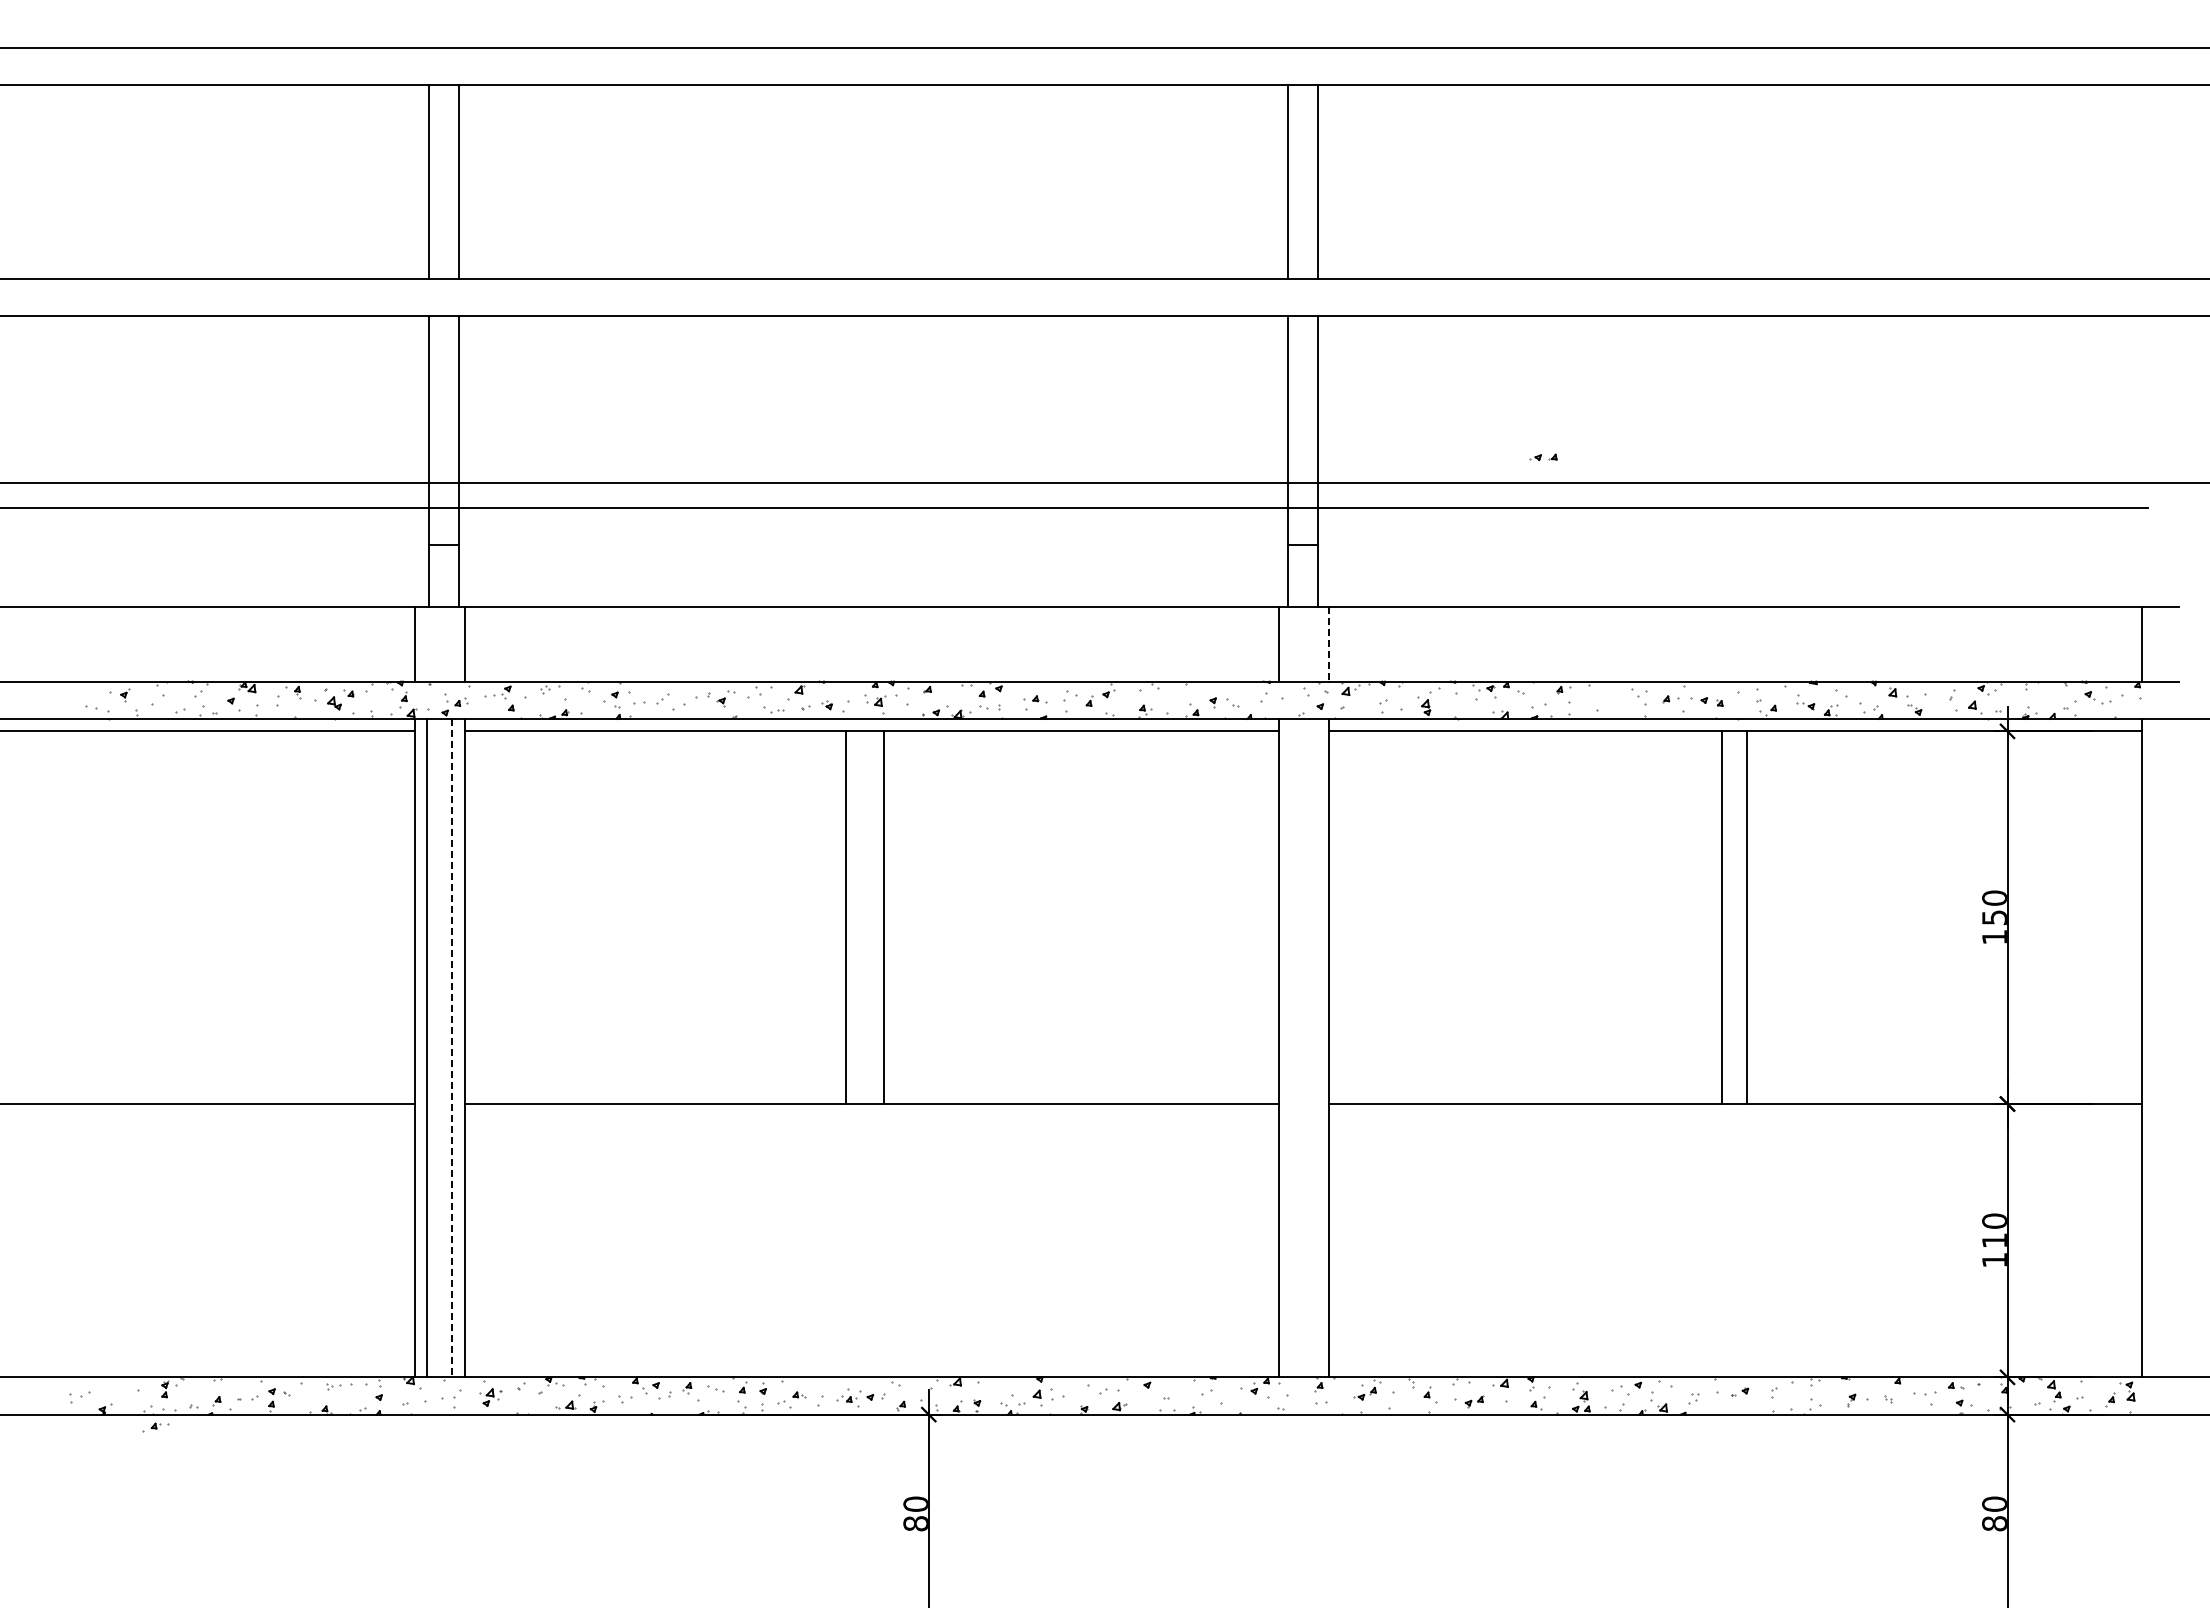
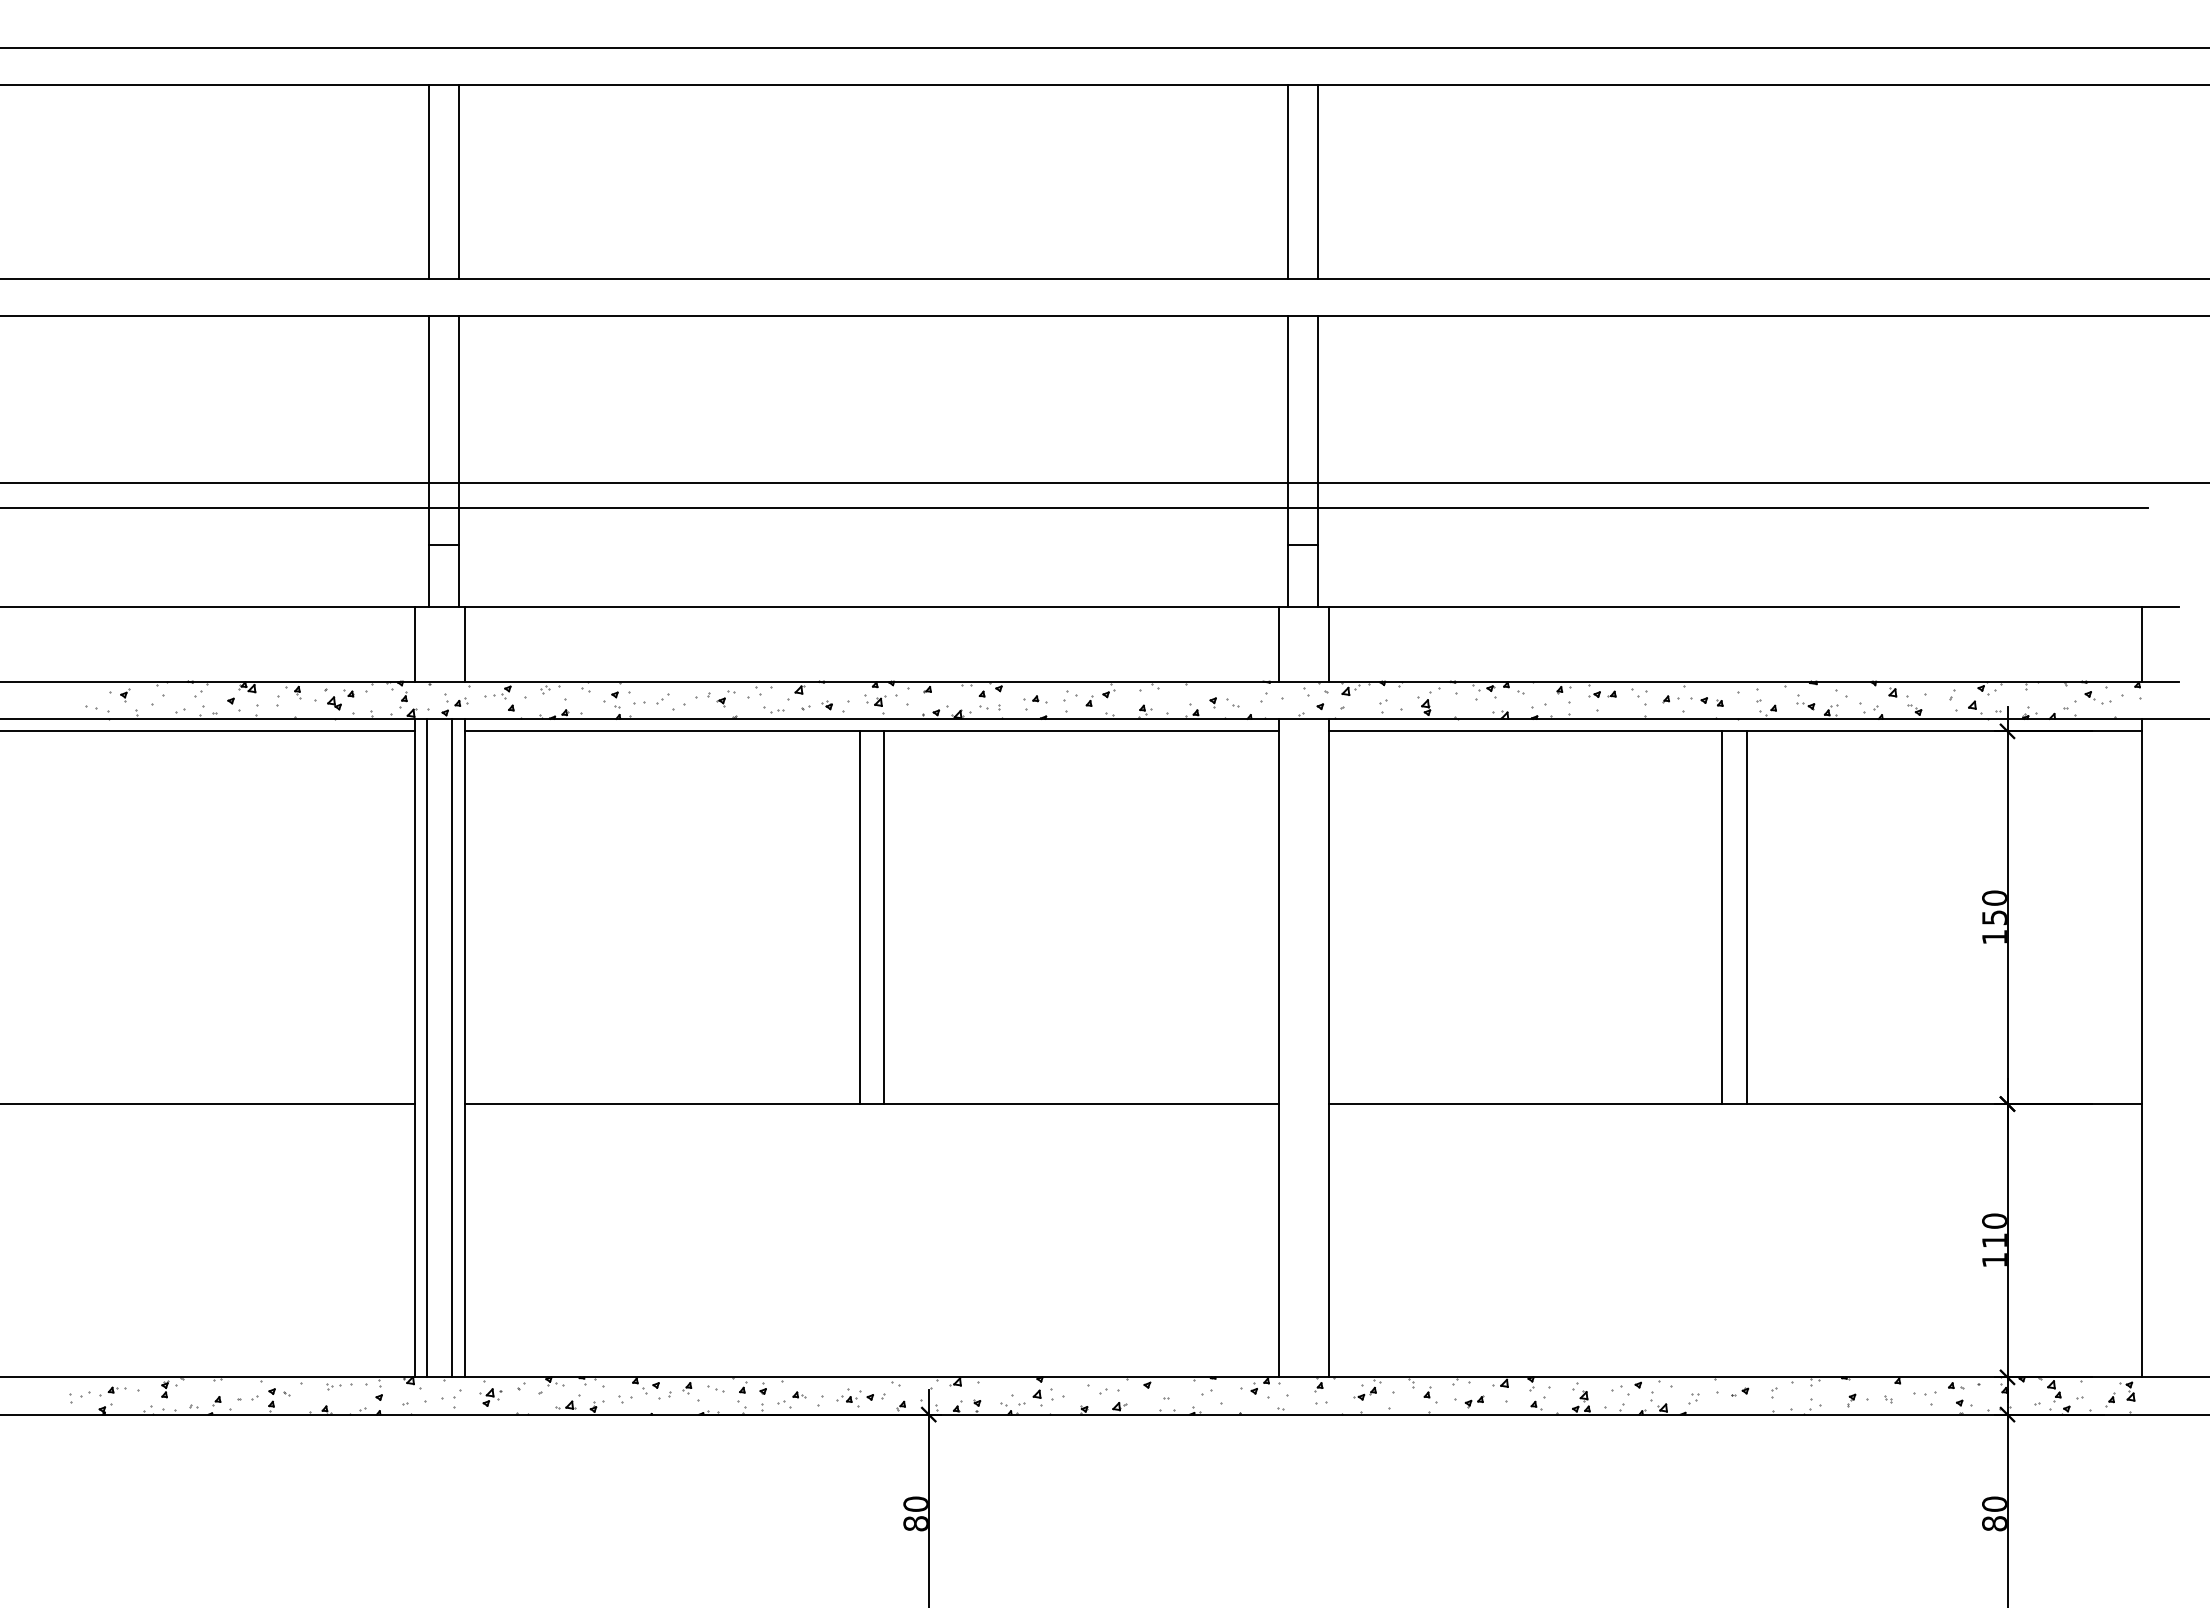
part position: (1543, 456) -> (1602, 693) (1602, 693)
line: dashed -> solid (1329, 644)
line position: (845, 917) -> (859, 917) (859, 917)
line: dashed -> solid (452, 1048)
part position: (155, 1427) -> (112, 1391) (112, 1391)
